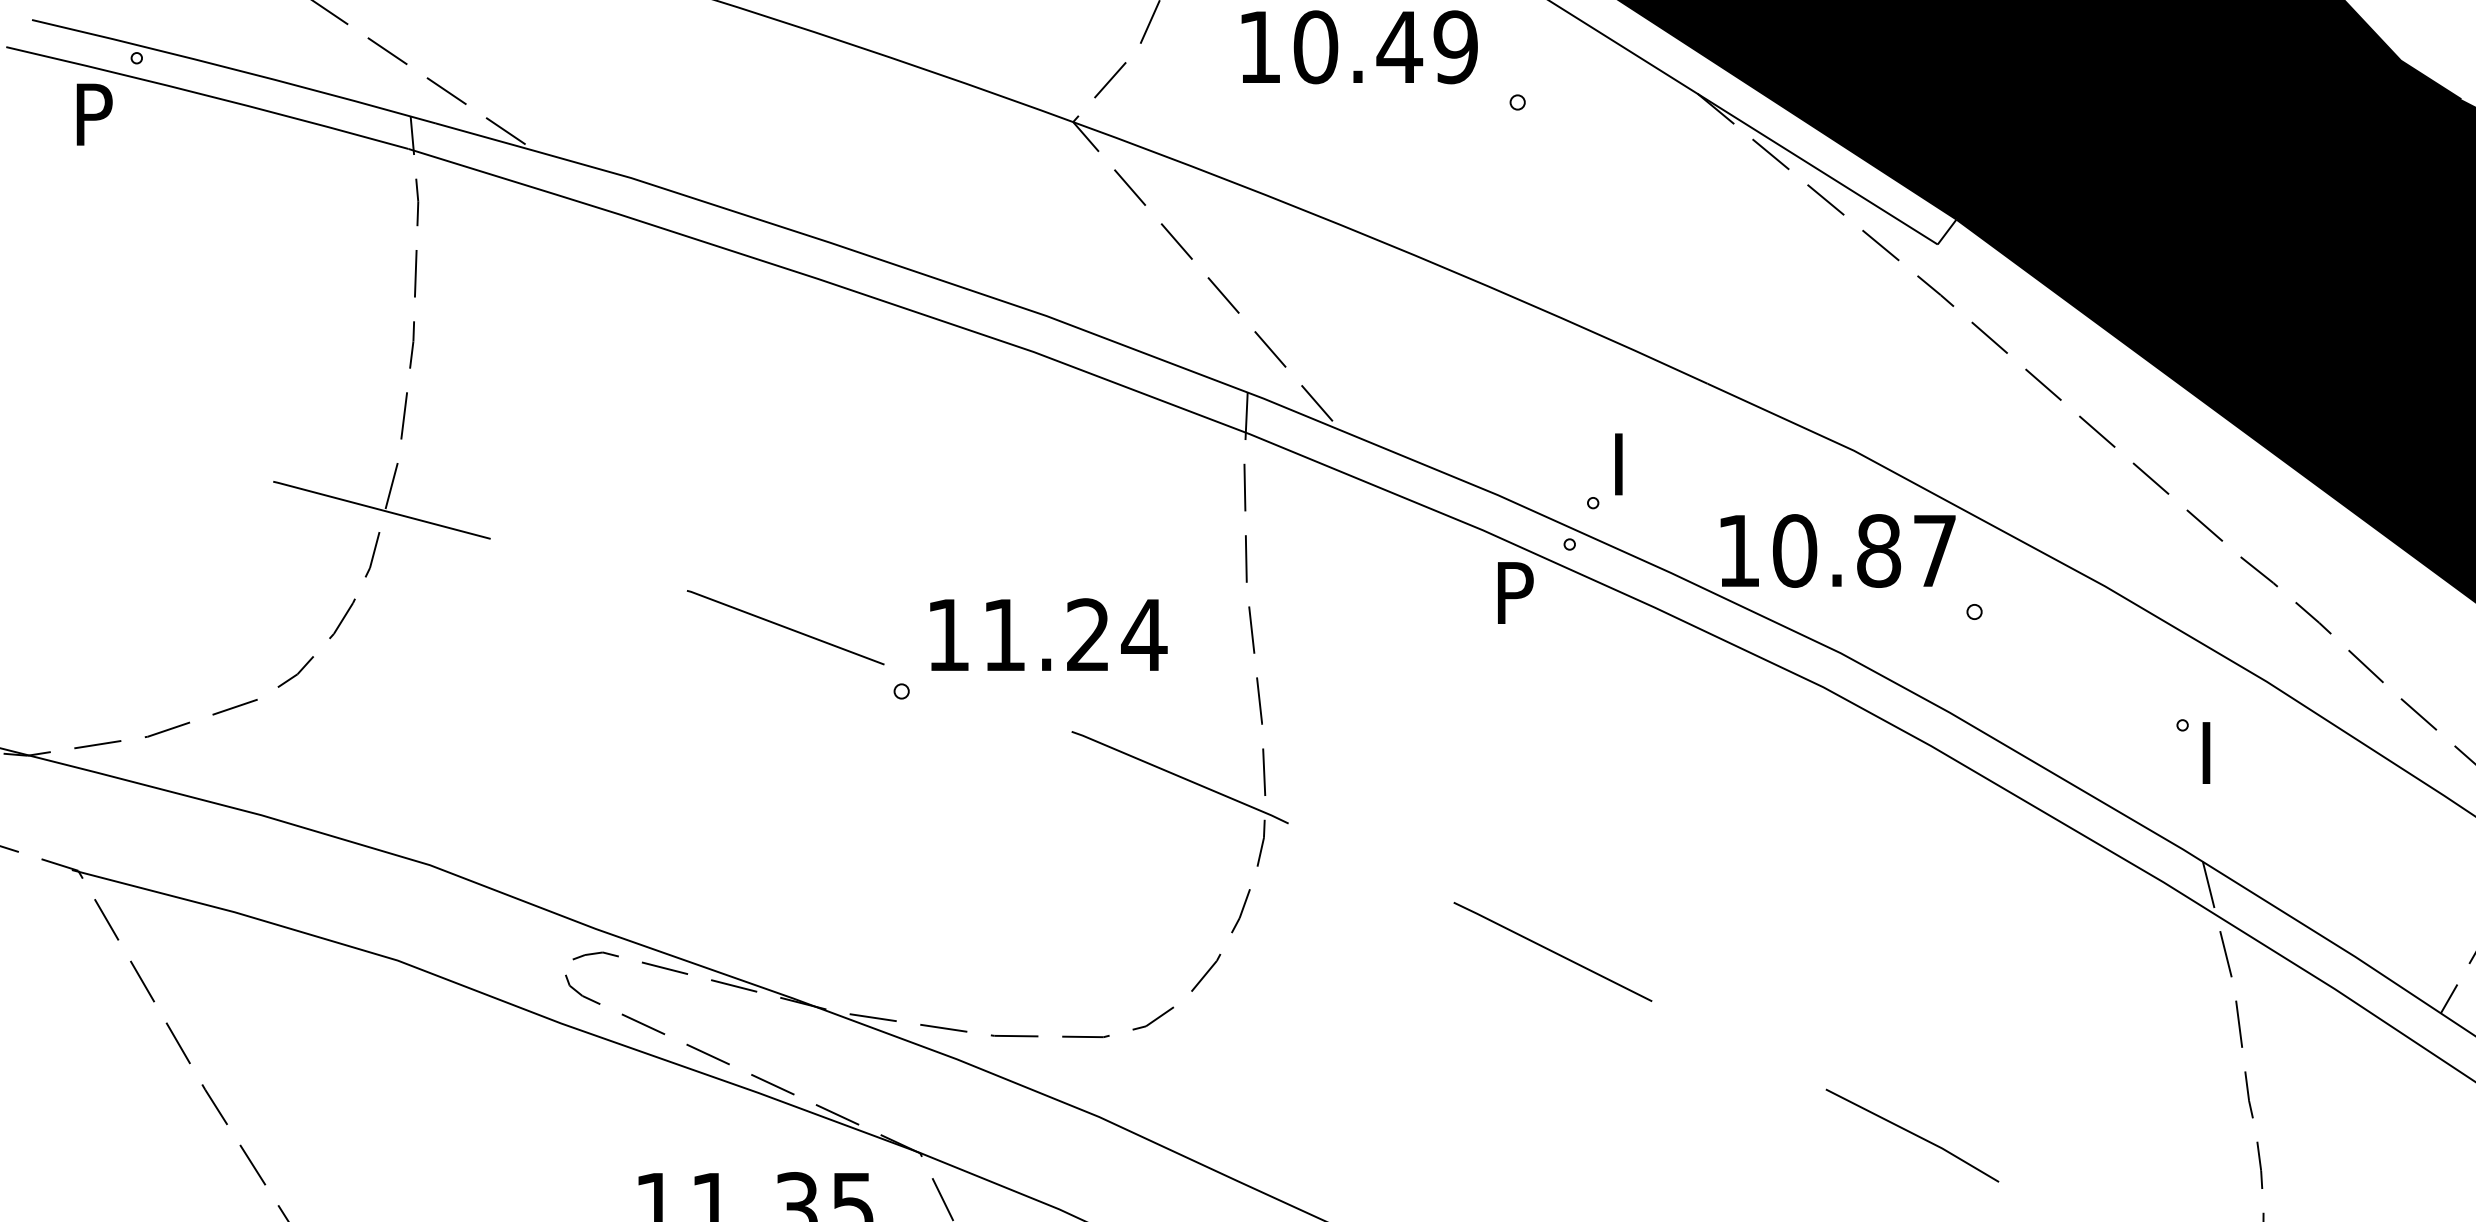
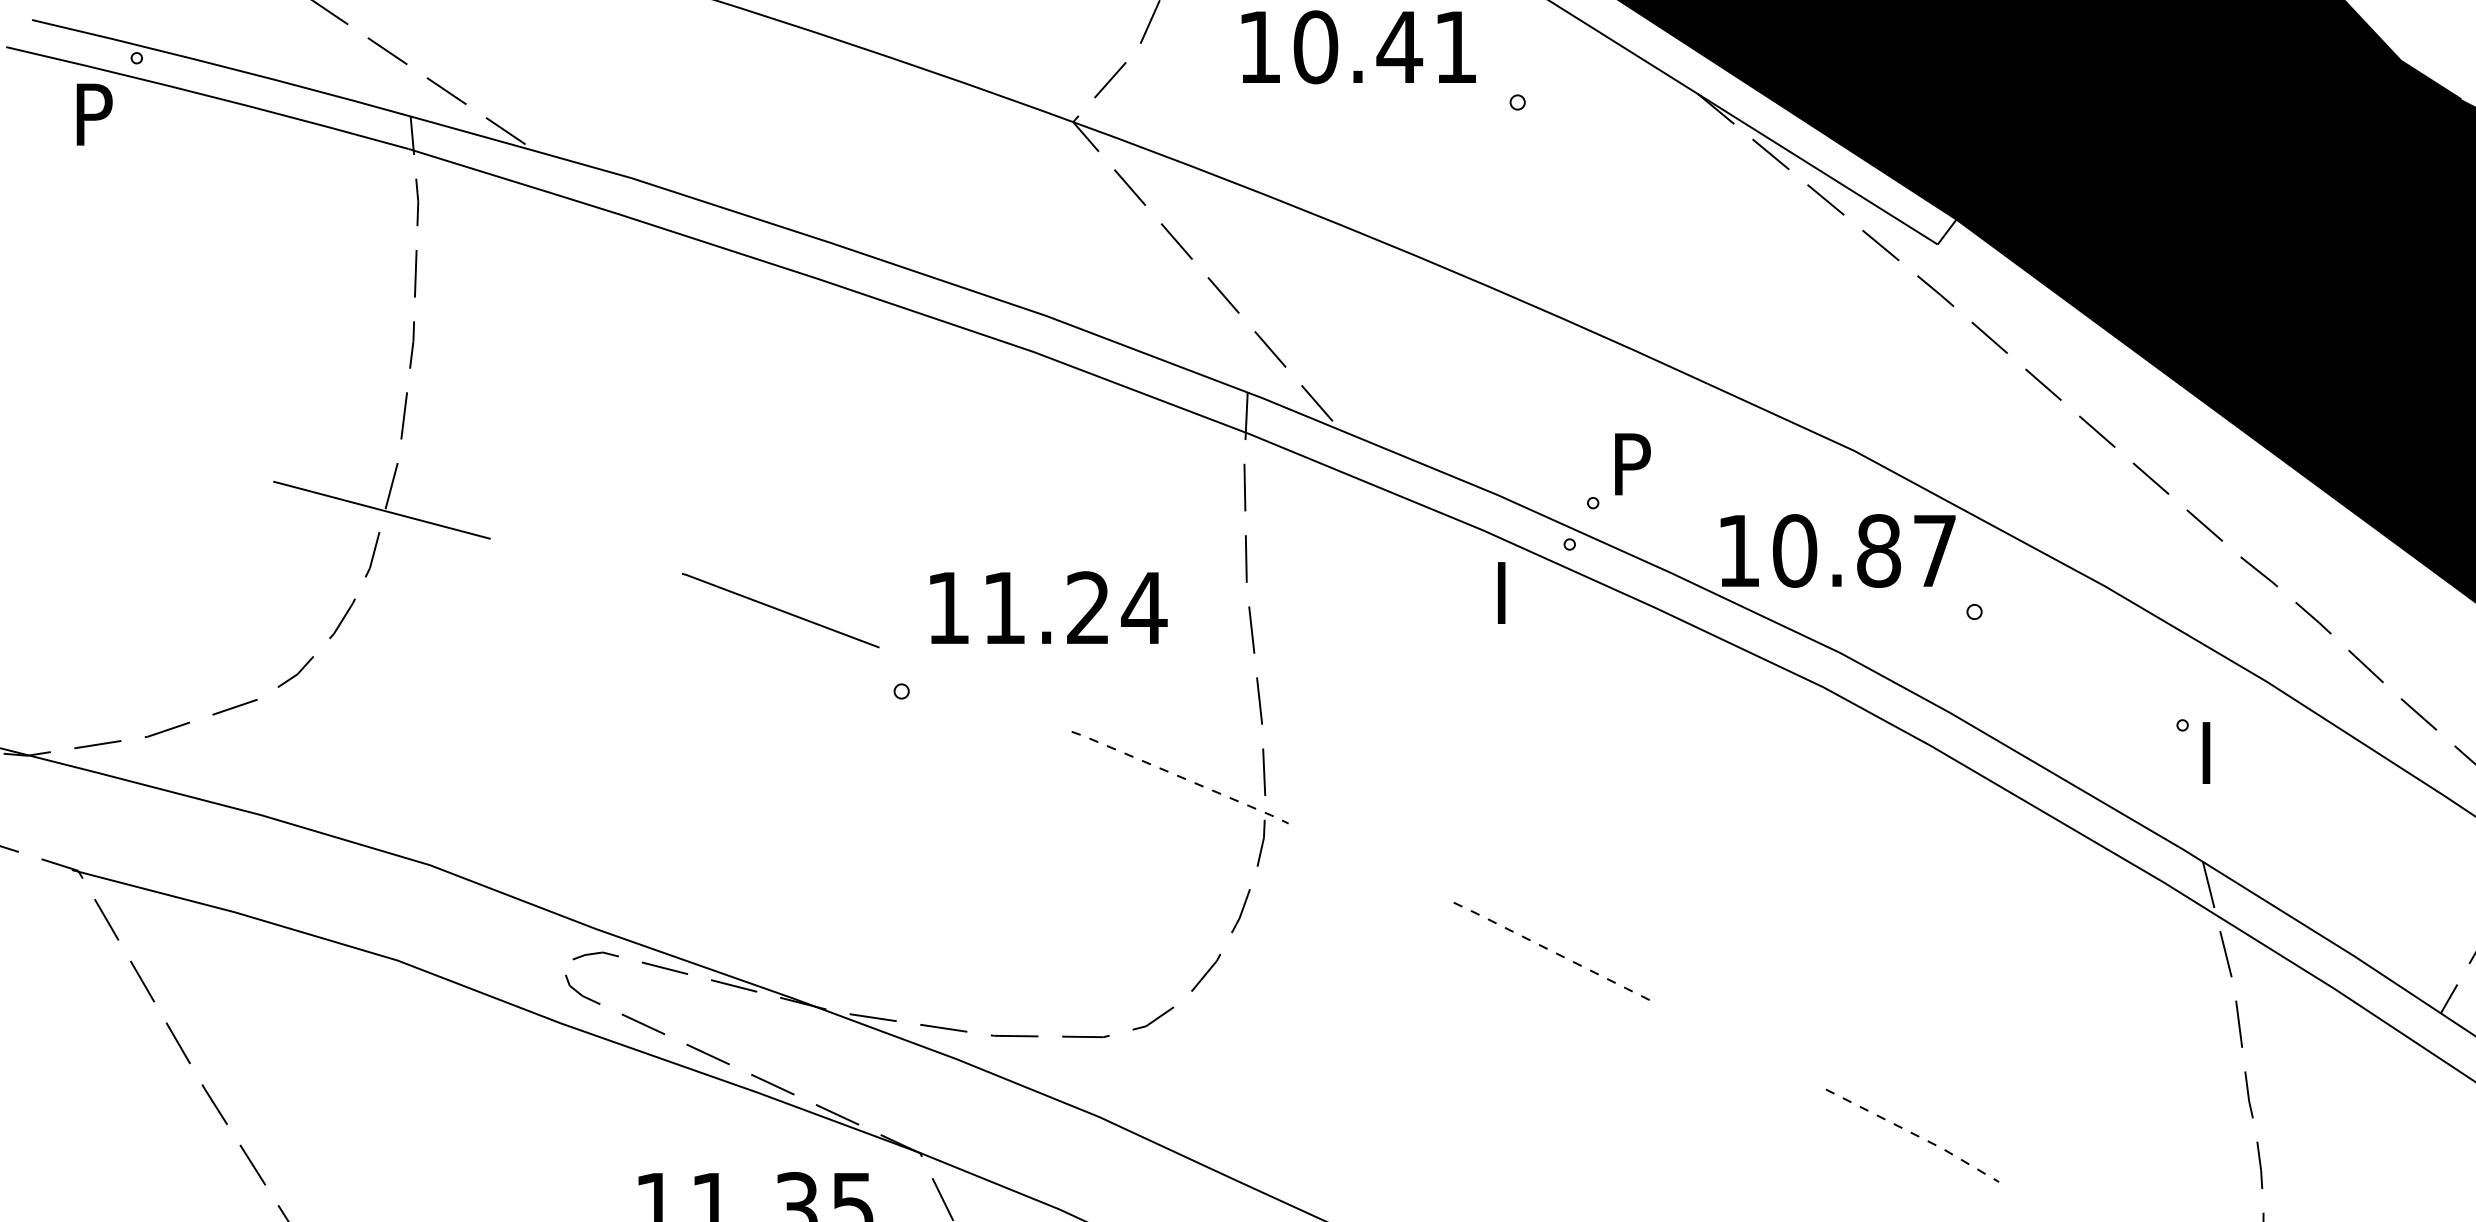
text: 10.49 -> 10.41 (1455, 47)
text: I -> P (1636, 451)
text: P -> I (1519, 580)
line position: (785, 627) -> (780, 610) (780, 610)
text position: (1048, 634) -> (1048, 607) (1048, 607)
line: solid -> dashed (1180, 776)
line: solid -> dashed (1552, 951)
line: solid -> dashed (1914, 1134)
